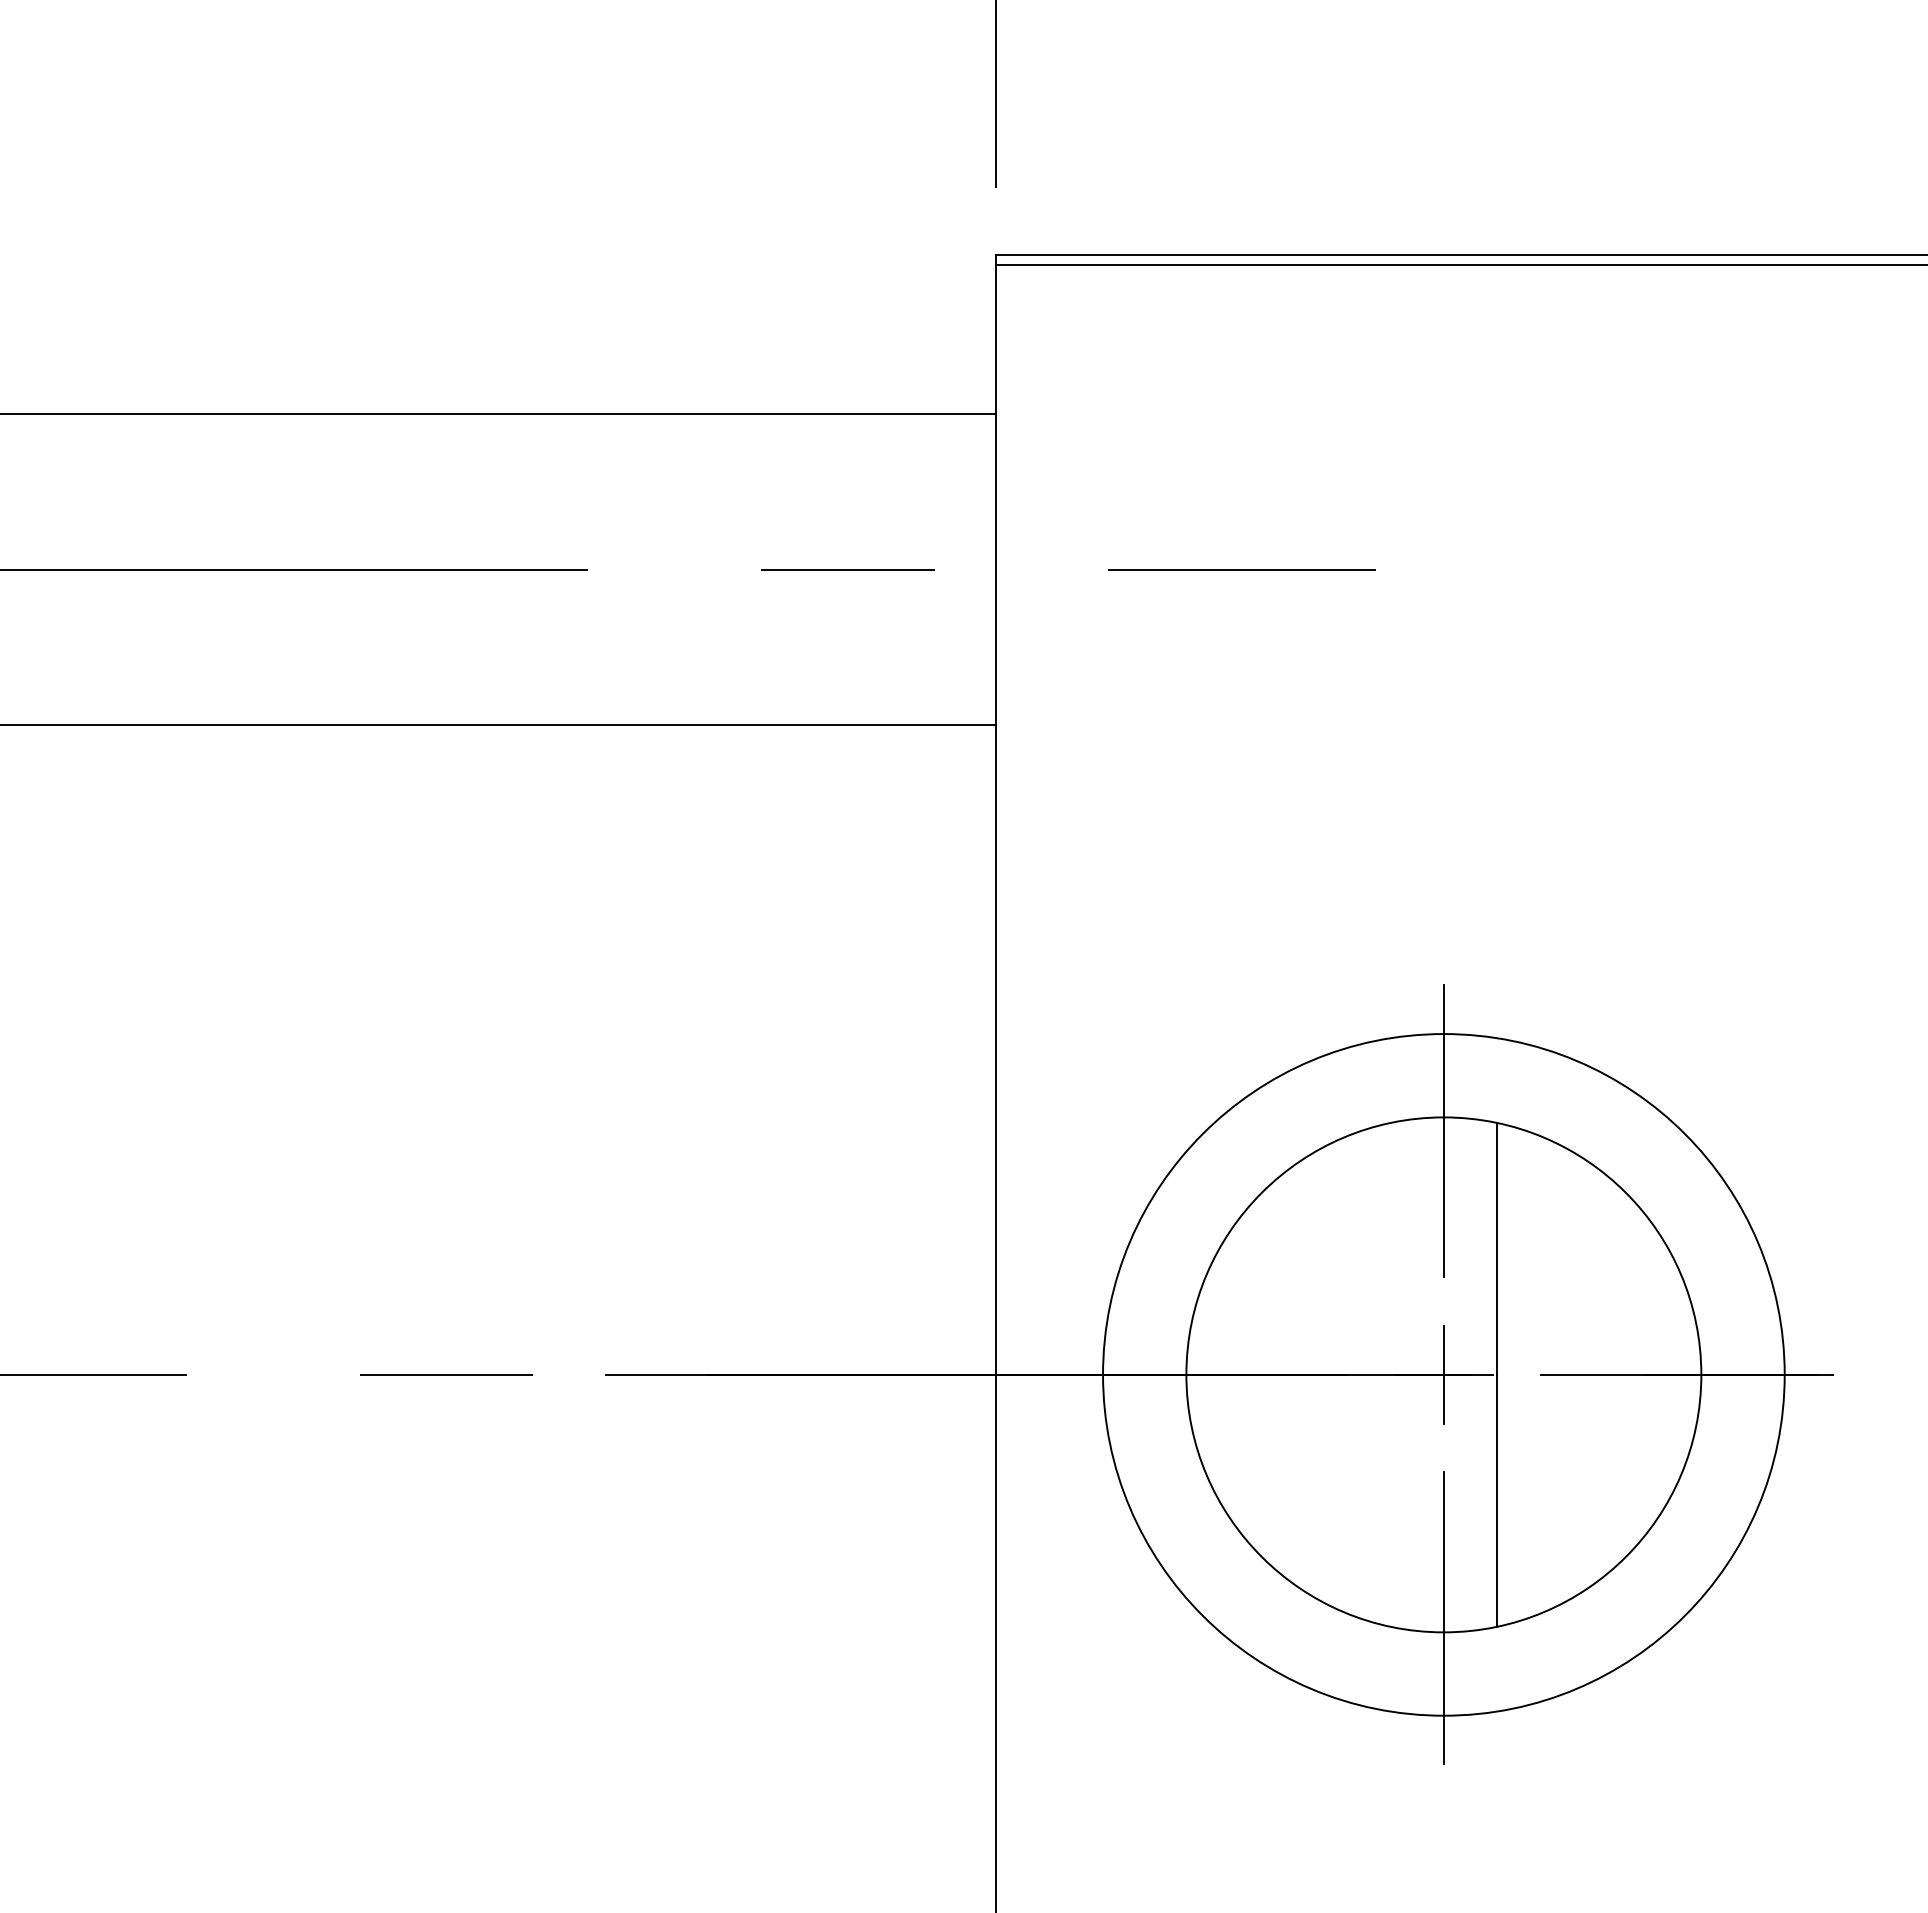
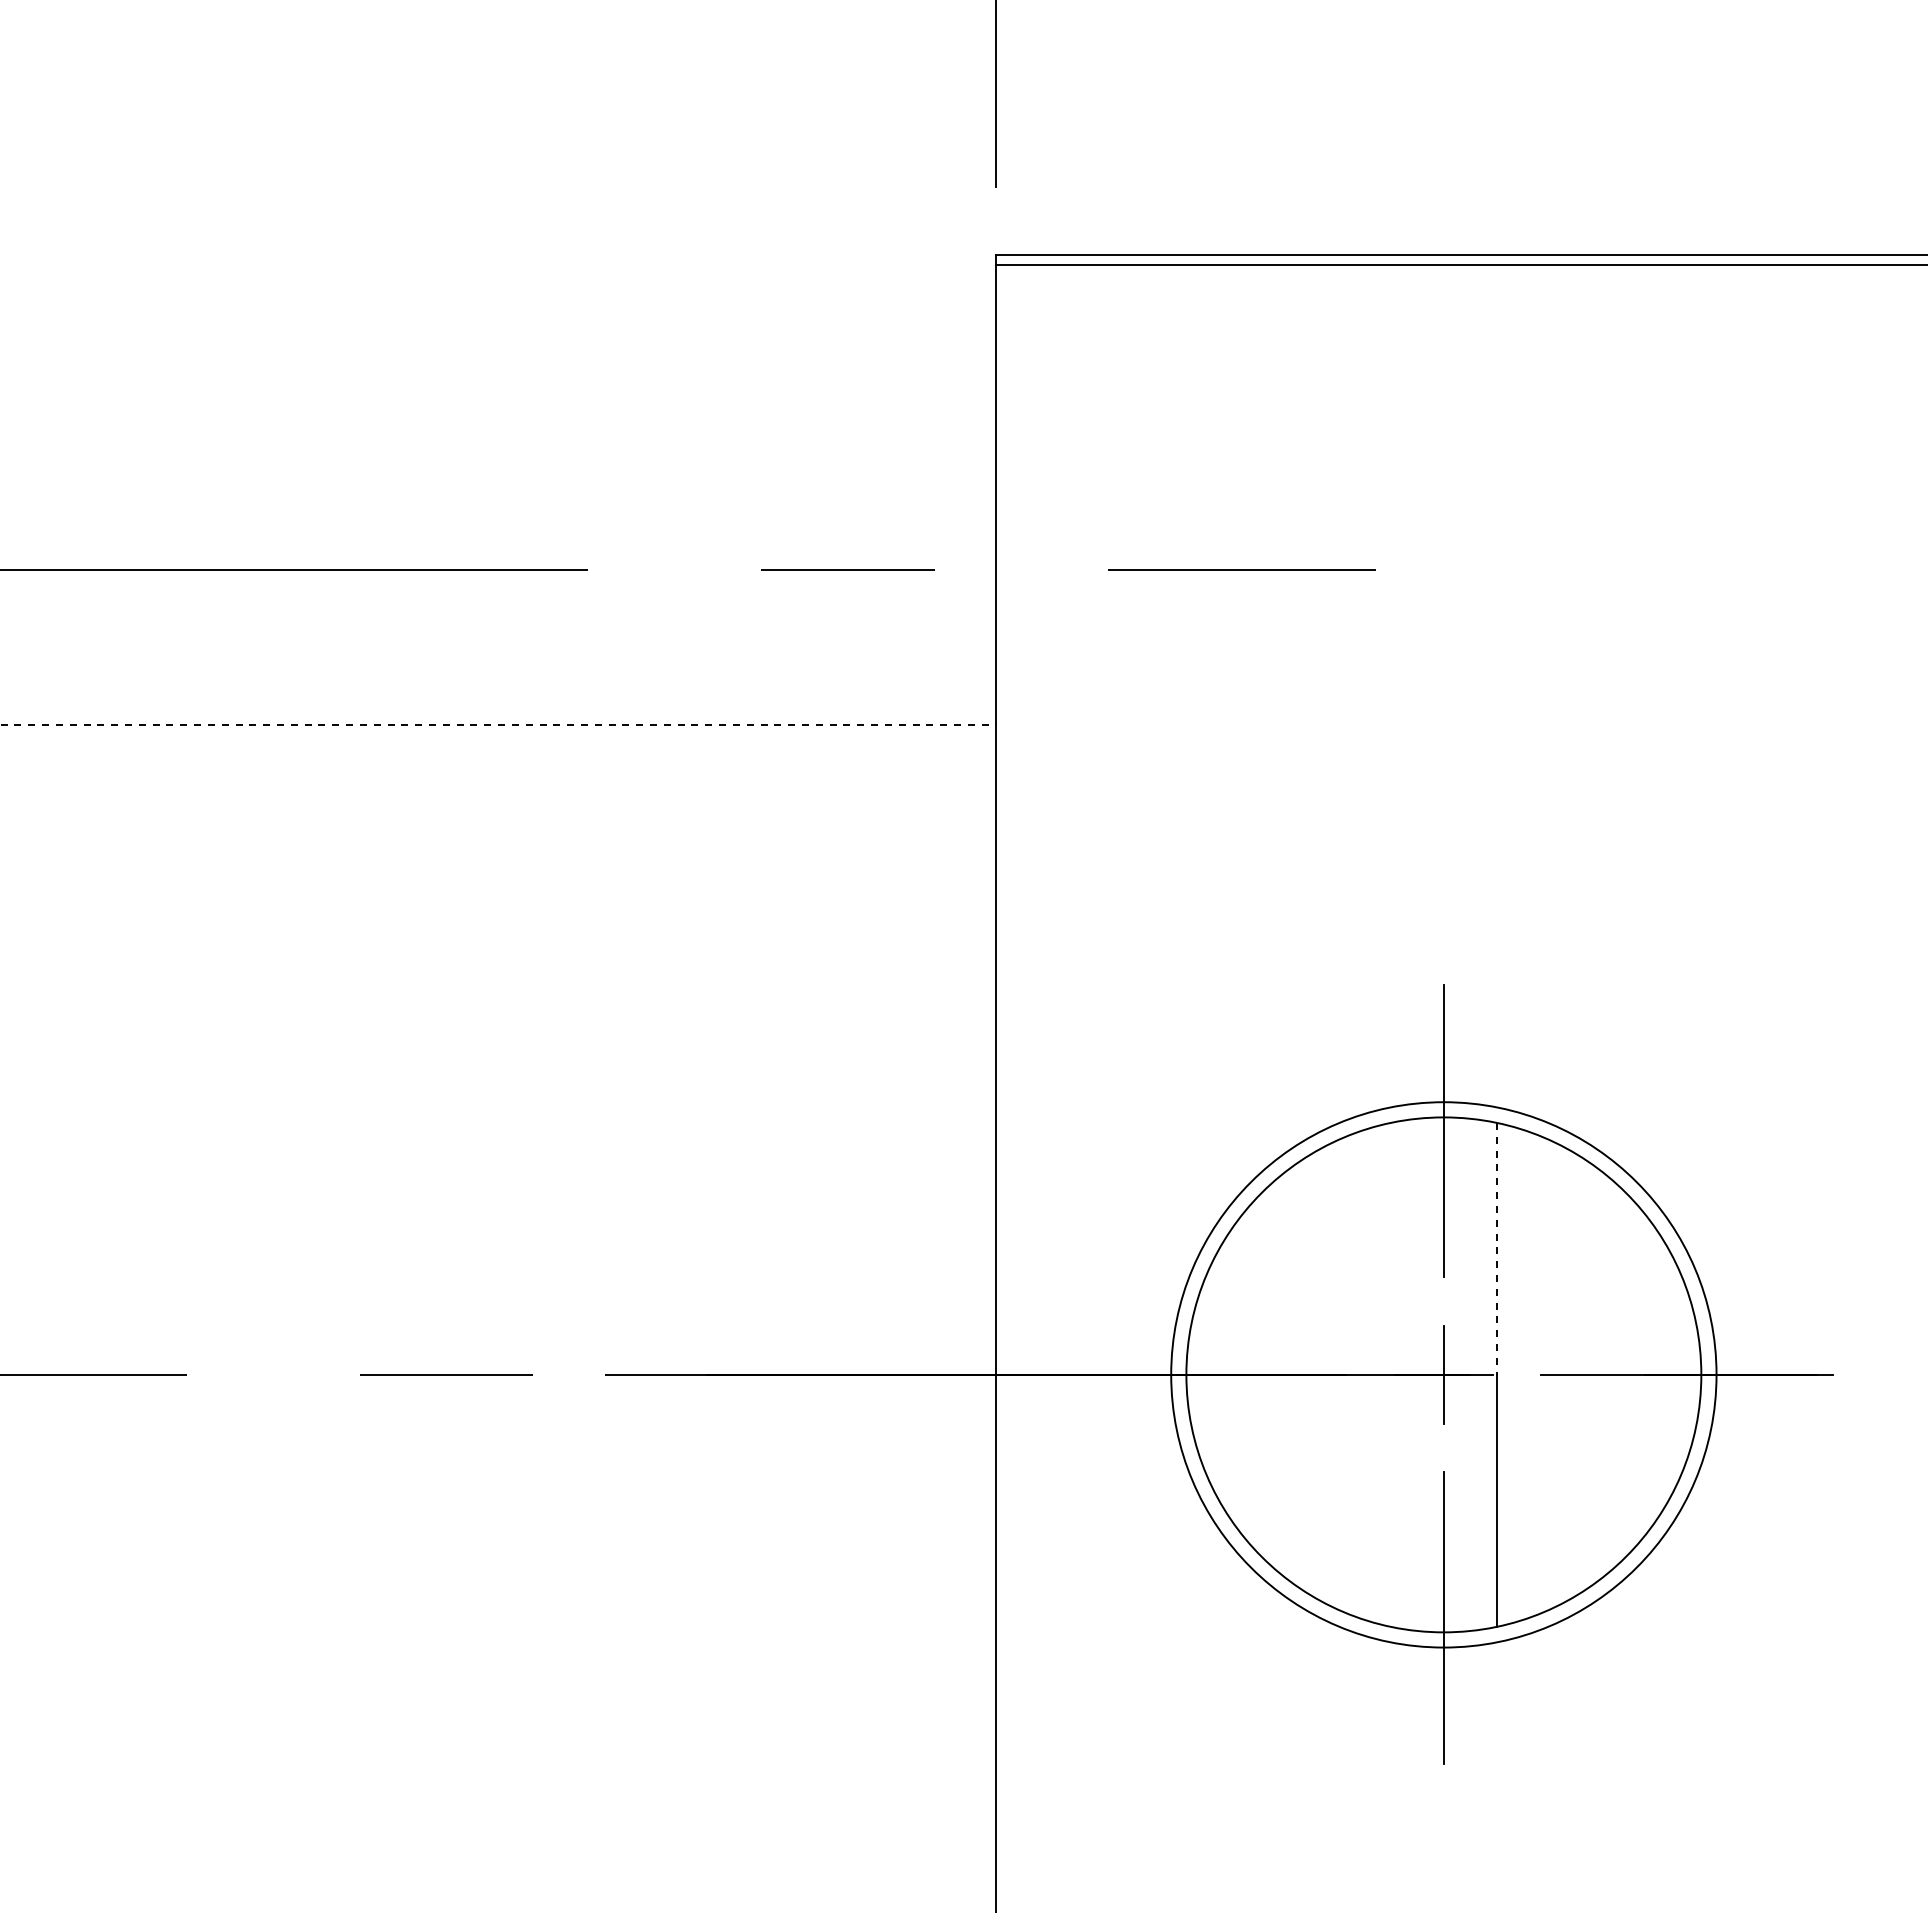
line: present -> none (498, 413)
line: solid -> dashed (498, 725)
line: solid -> dashed (1497, 1248)
circle diameter: 682 px -> 545 px (1443, 1374)
